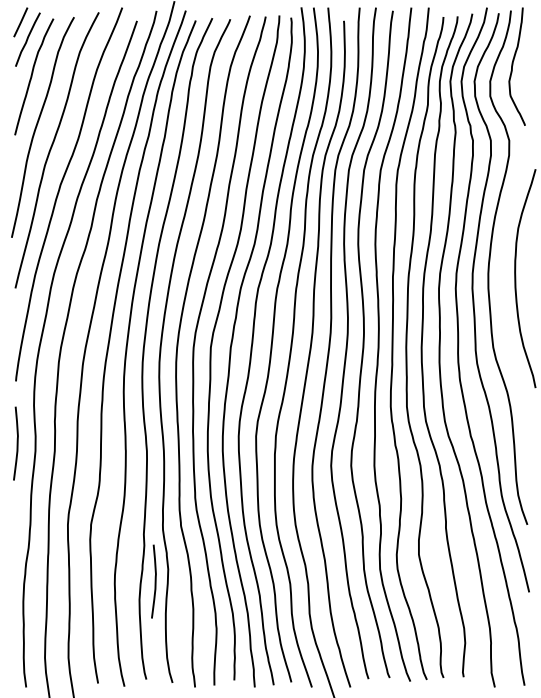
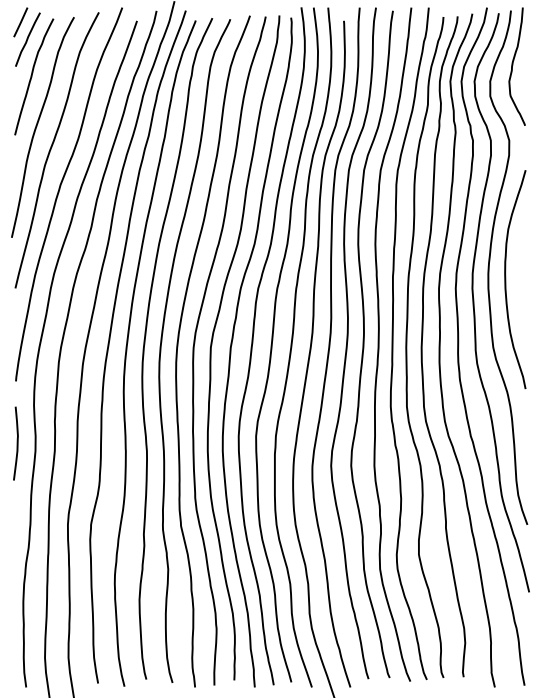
curve position: (516, 278) -> (506, 279) (506, 279)
curve: present -> none (154, 581)
